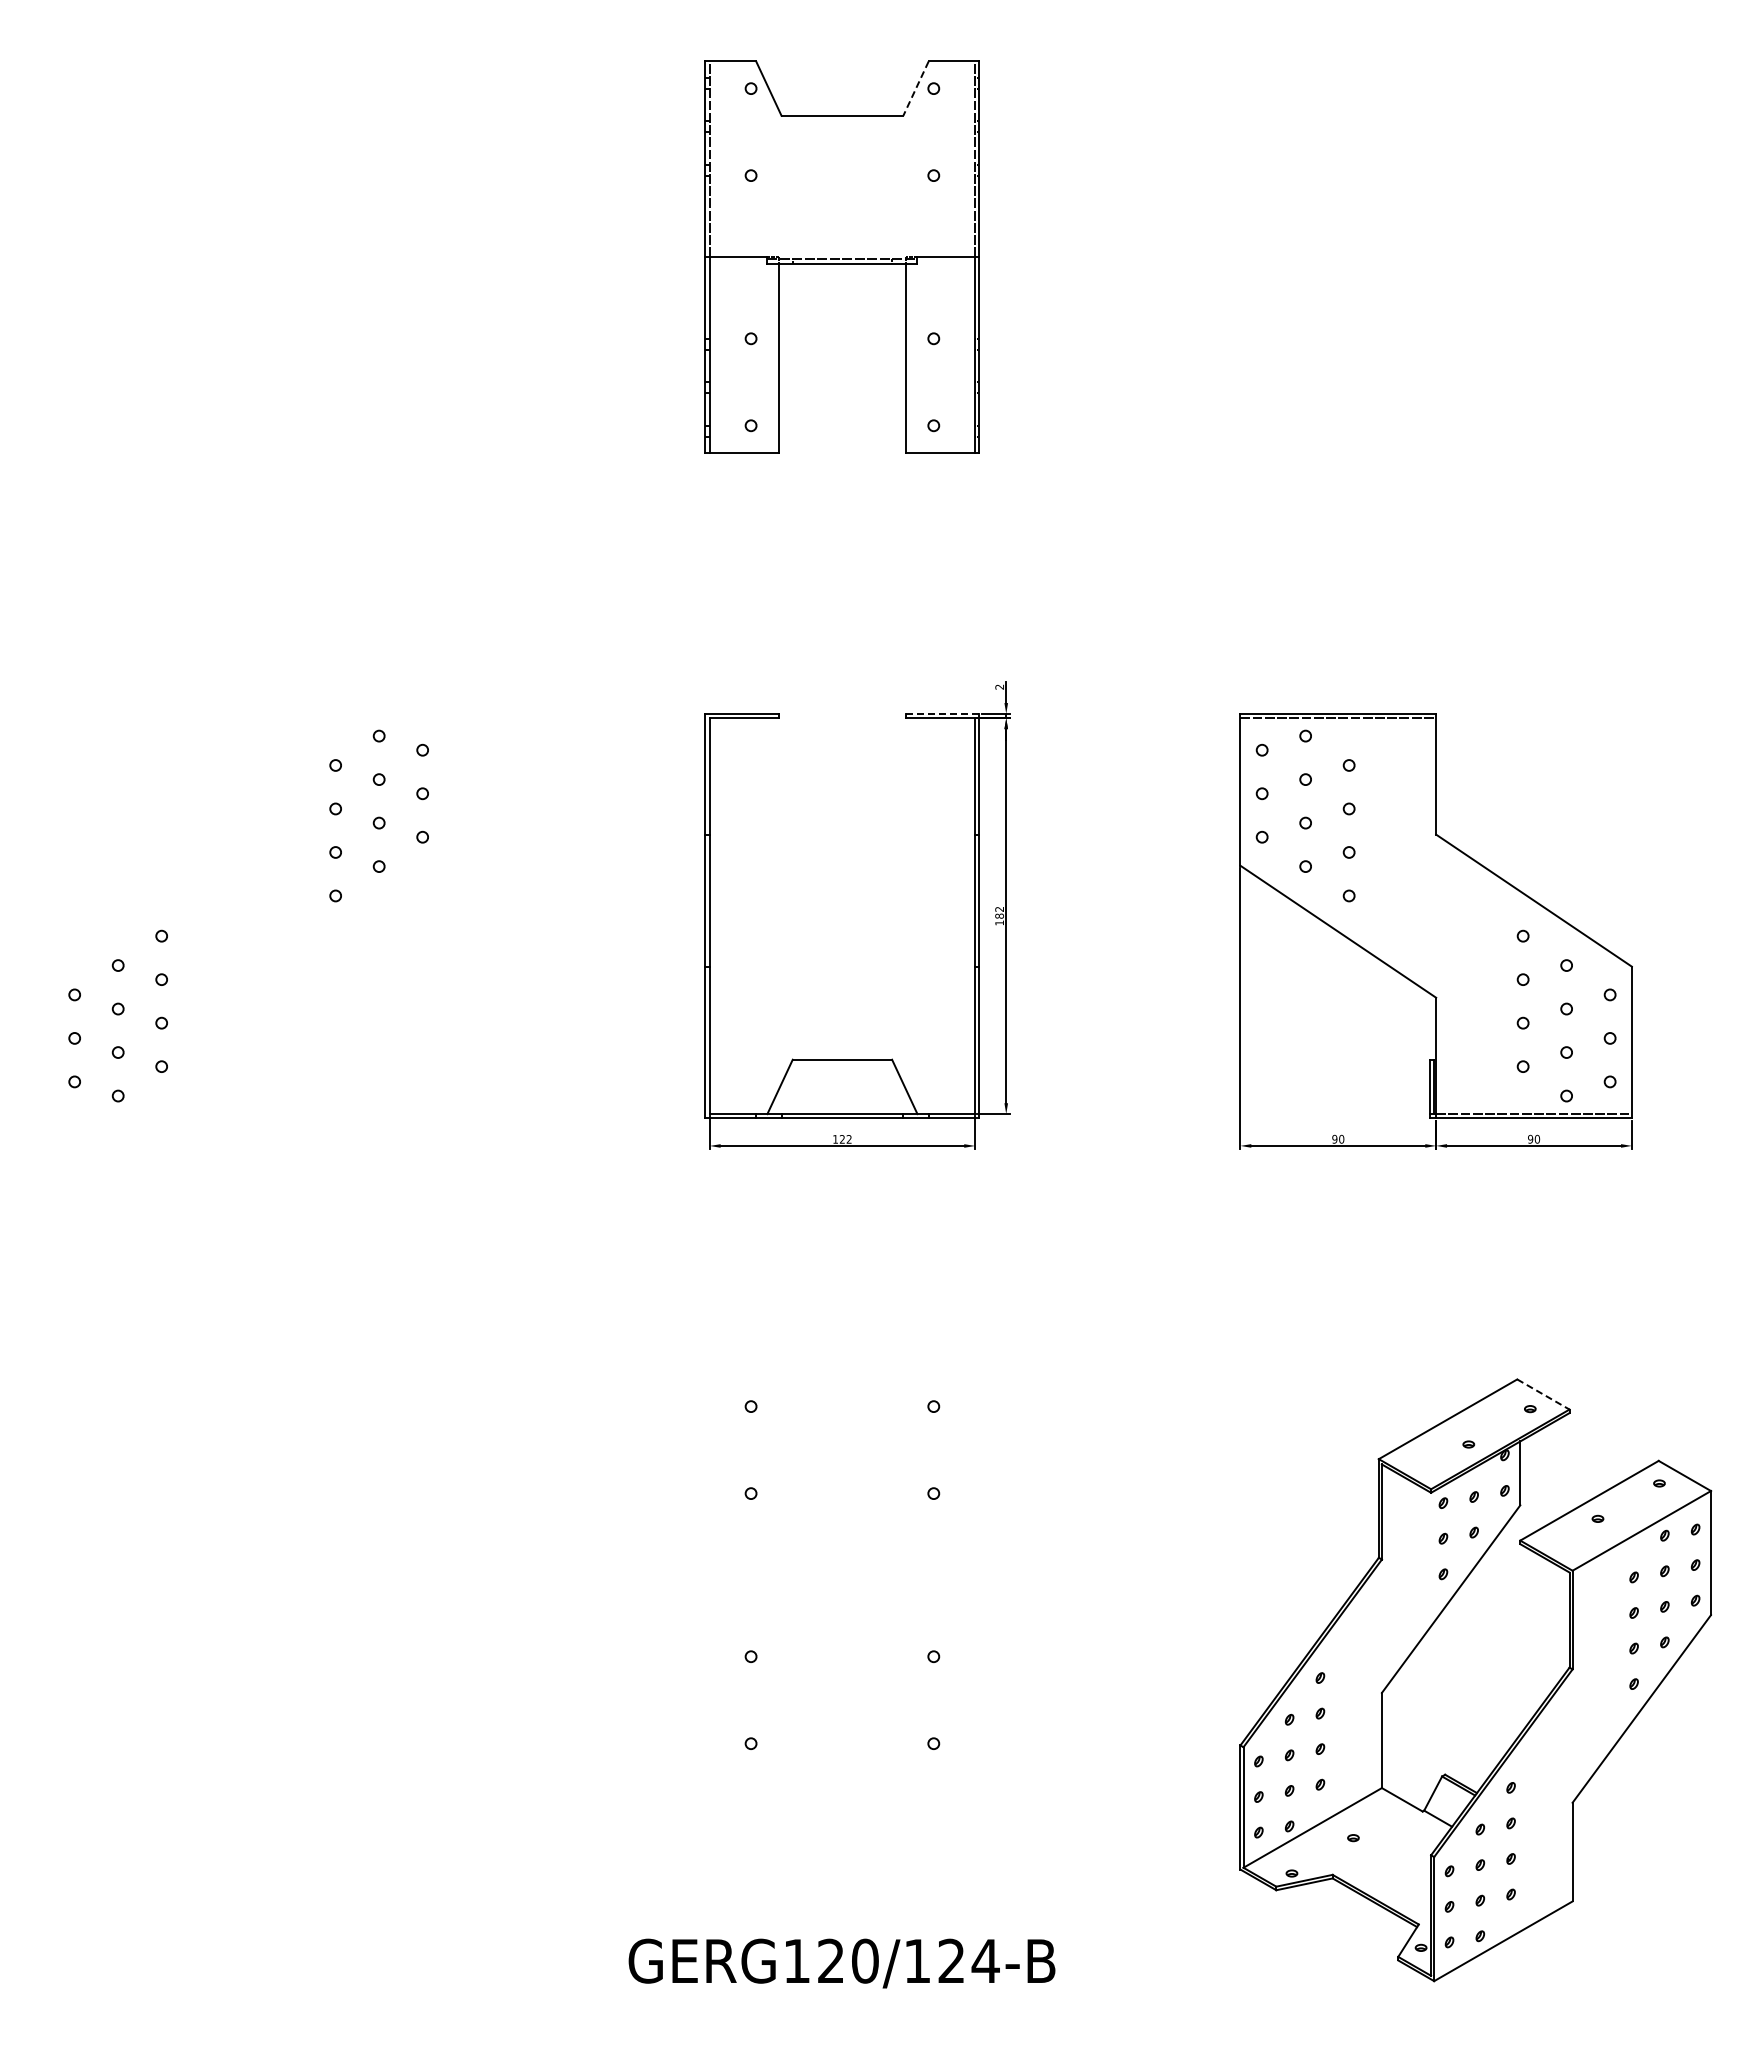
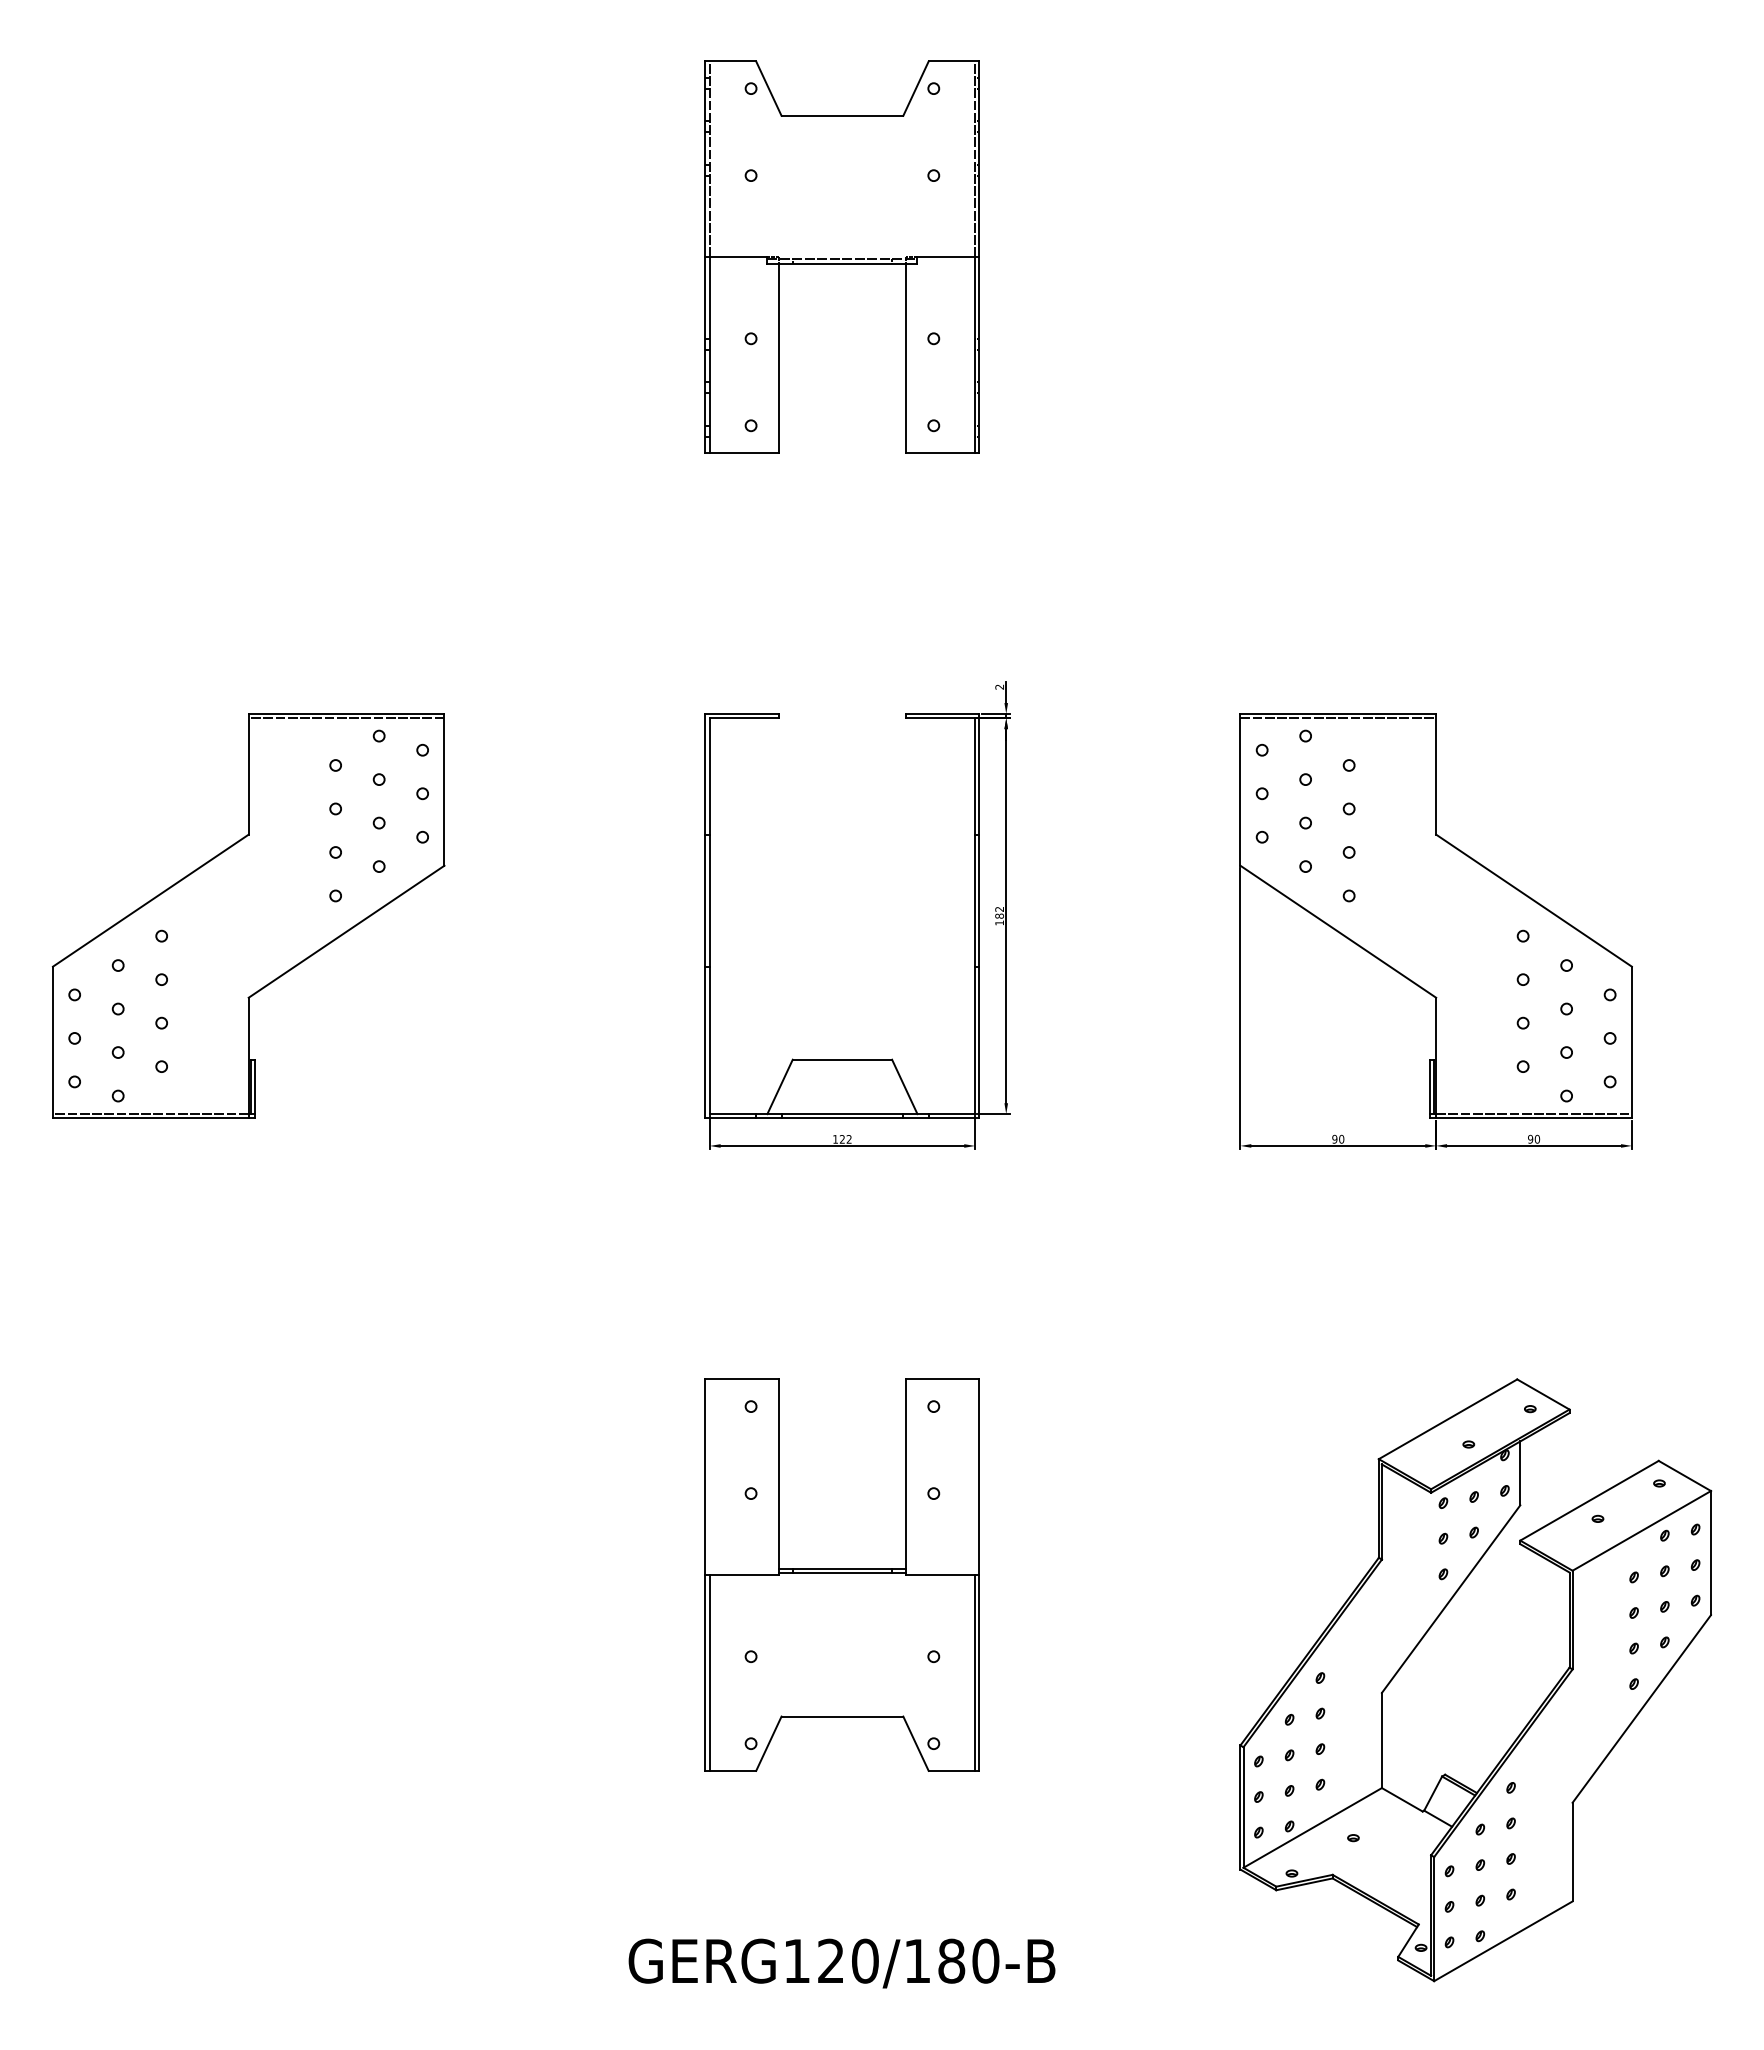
line: dashed -> solid (916, 88)
line: dashed -> solid (942, 713)
part: none -> present (248, 915)
line: dashed -> solid (1543, 1394)
part: none -> present (841, 1574)
text: GERG120/124-B -> GERG120/180-B (968, 1960)
